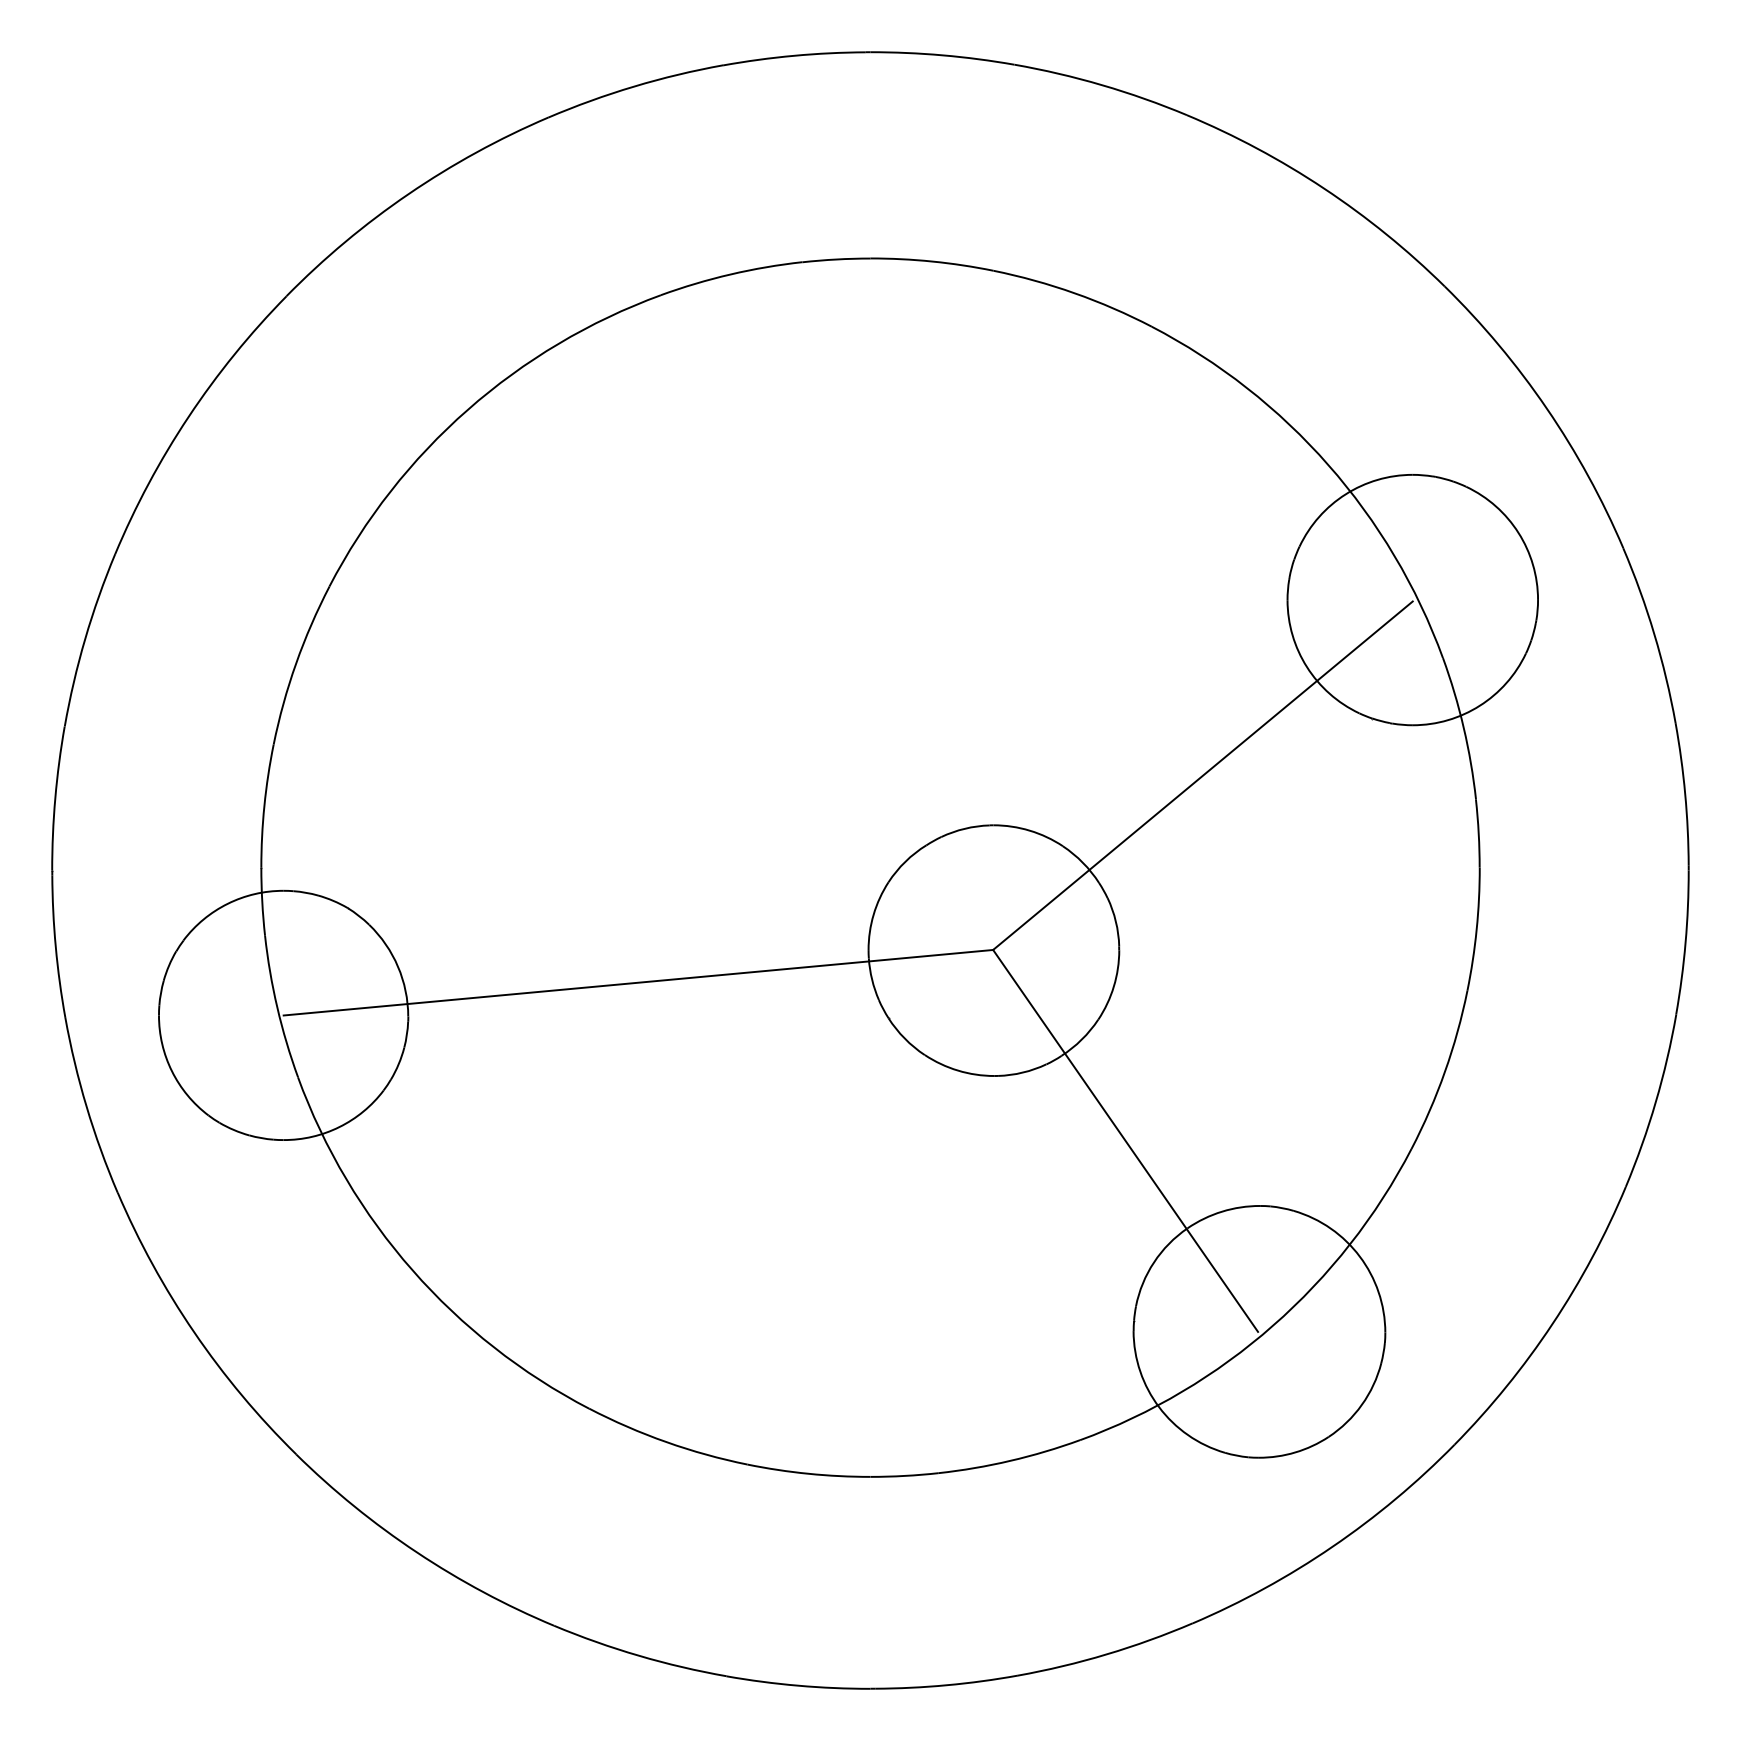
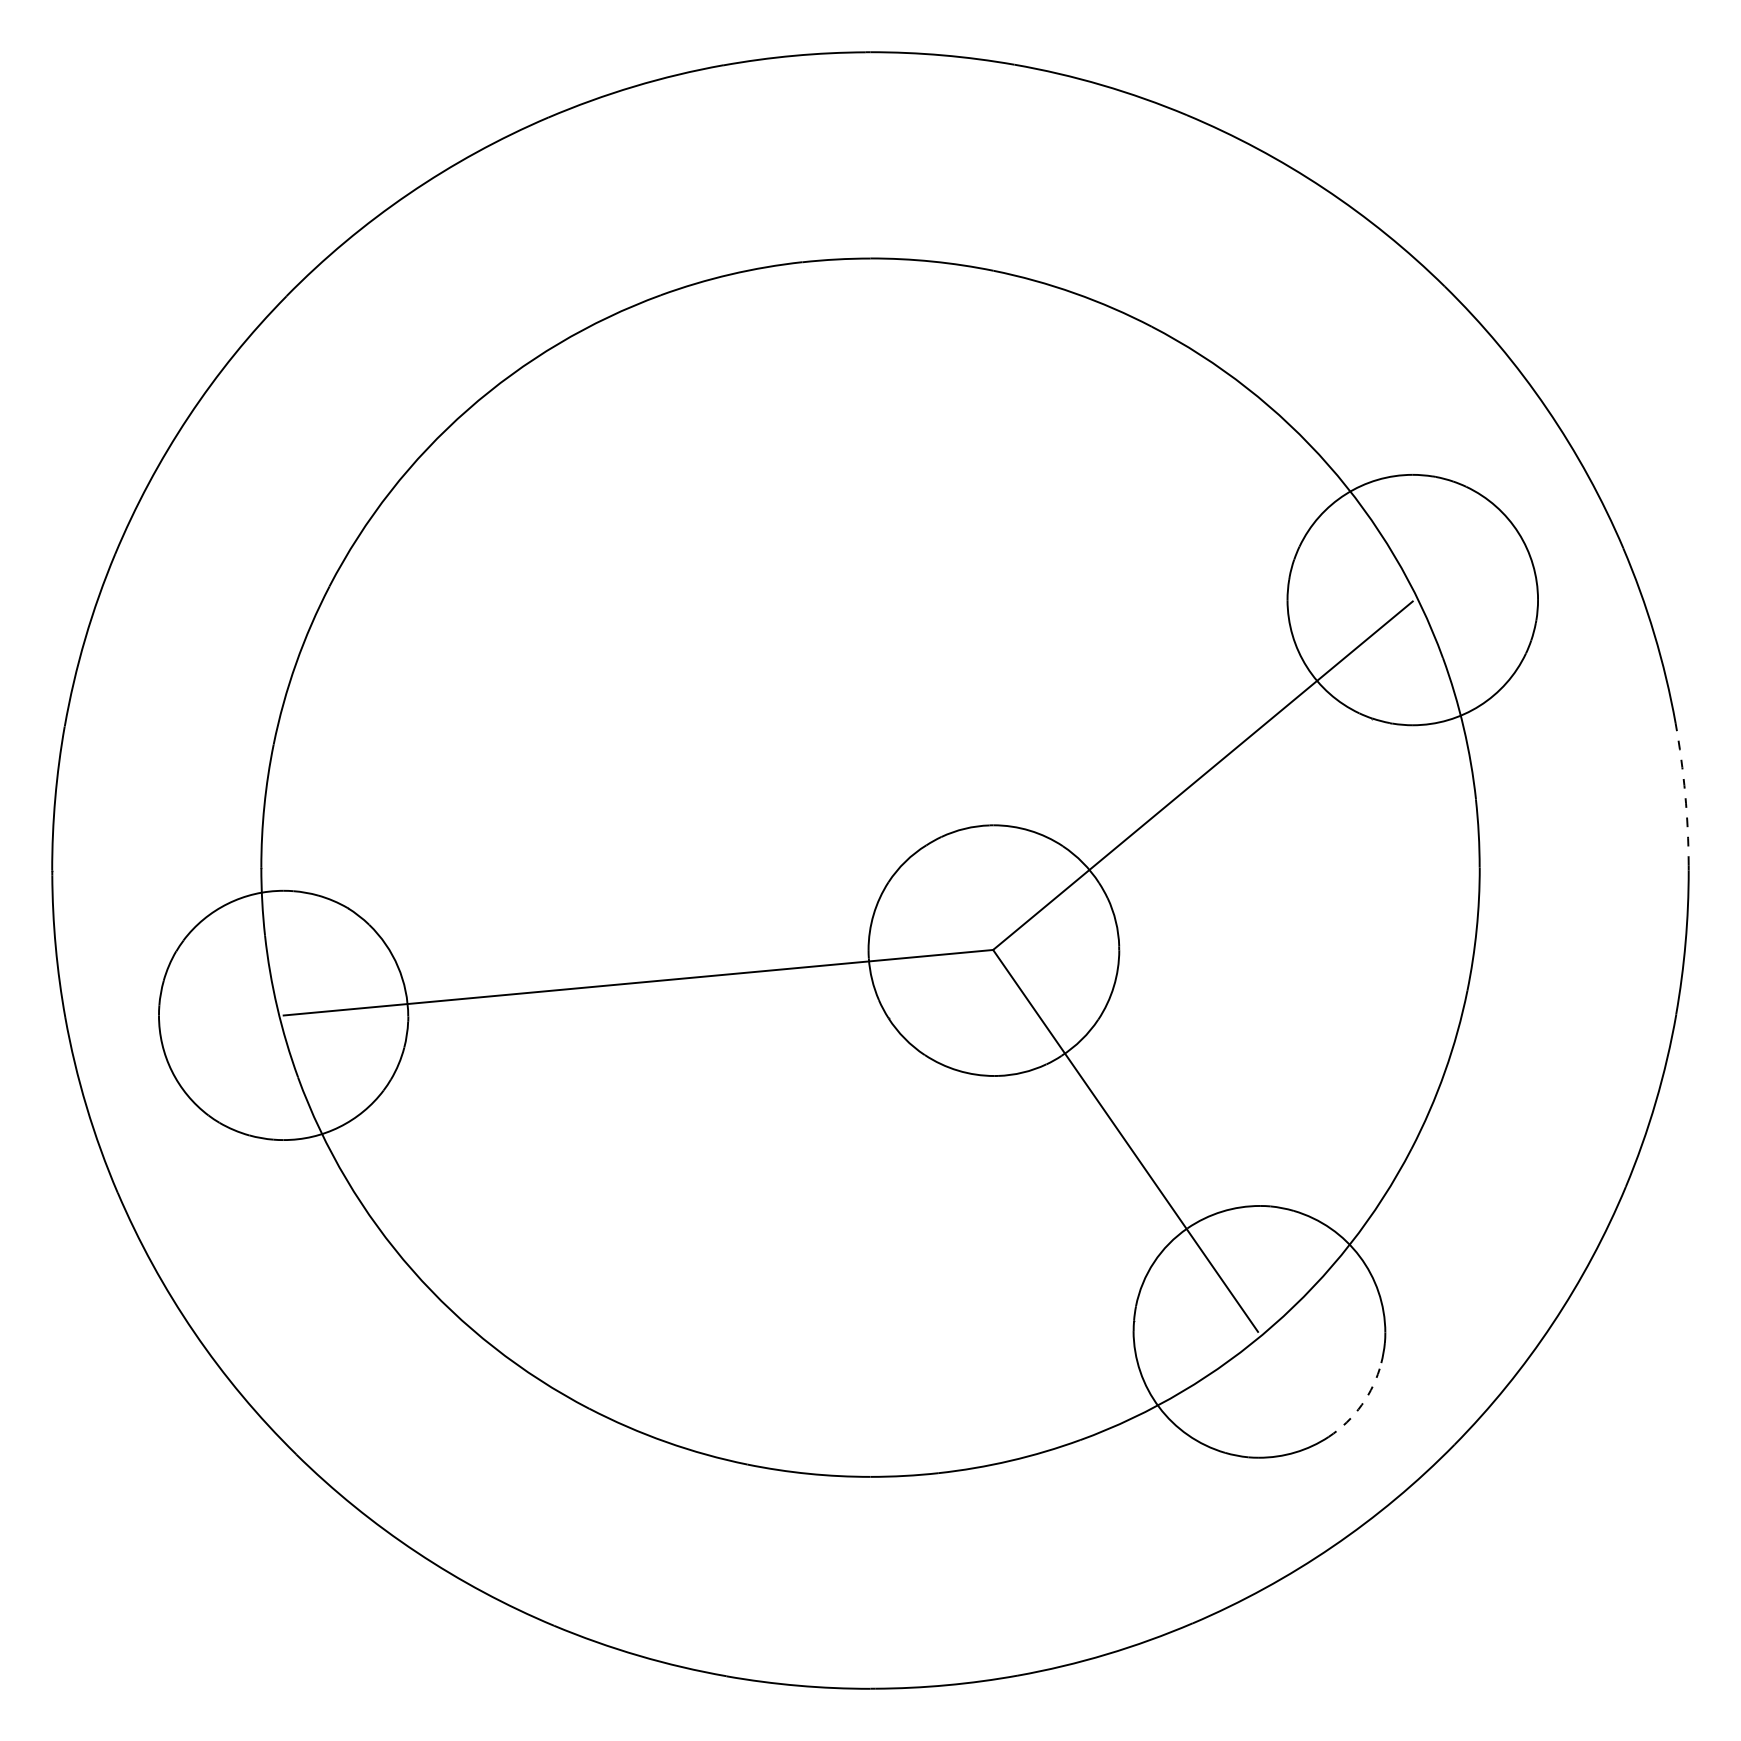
arc: solid -> dashed (1685, 794)
arc: solid -> dashed (1361, 1404)
